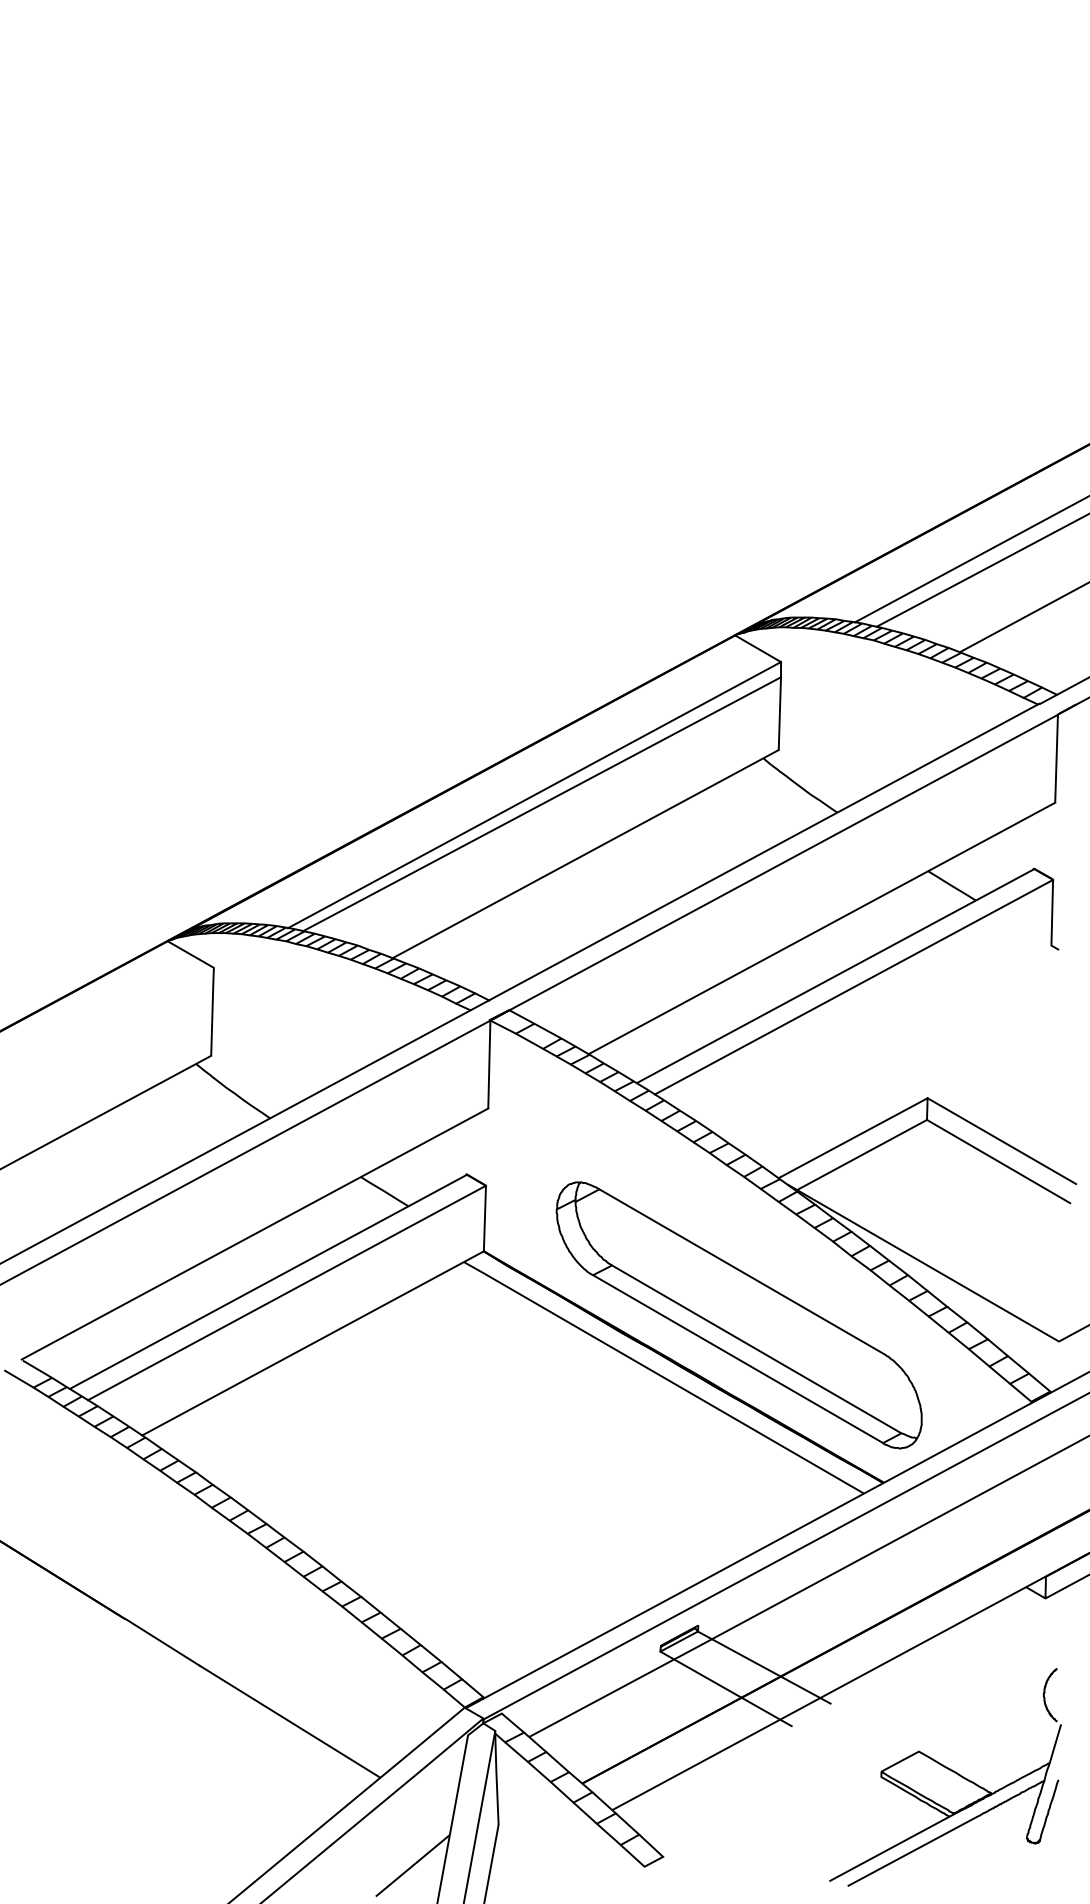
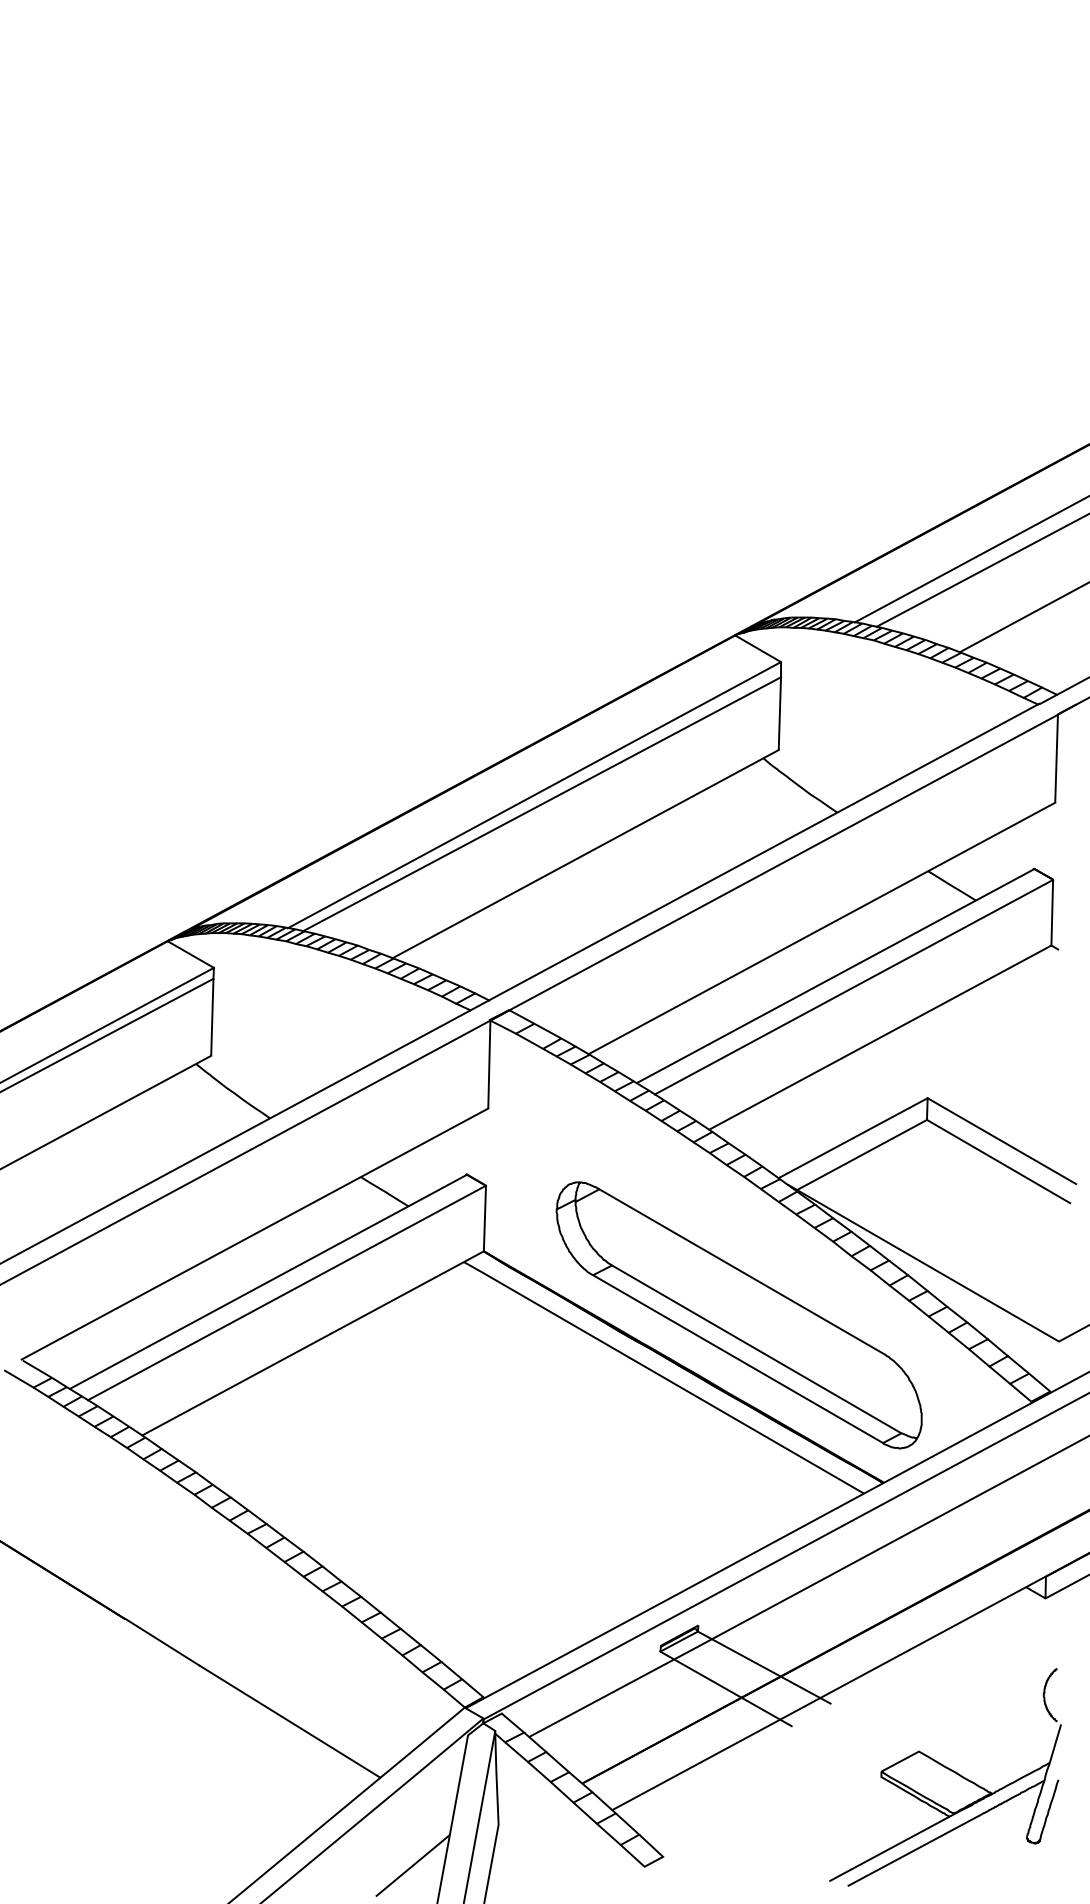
line: none -> present (107, 1024)
line: none -> present (107, 1034)
line: none -> present (880, 1037)
